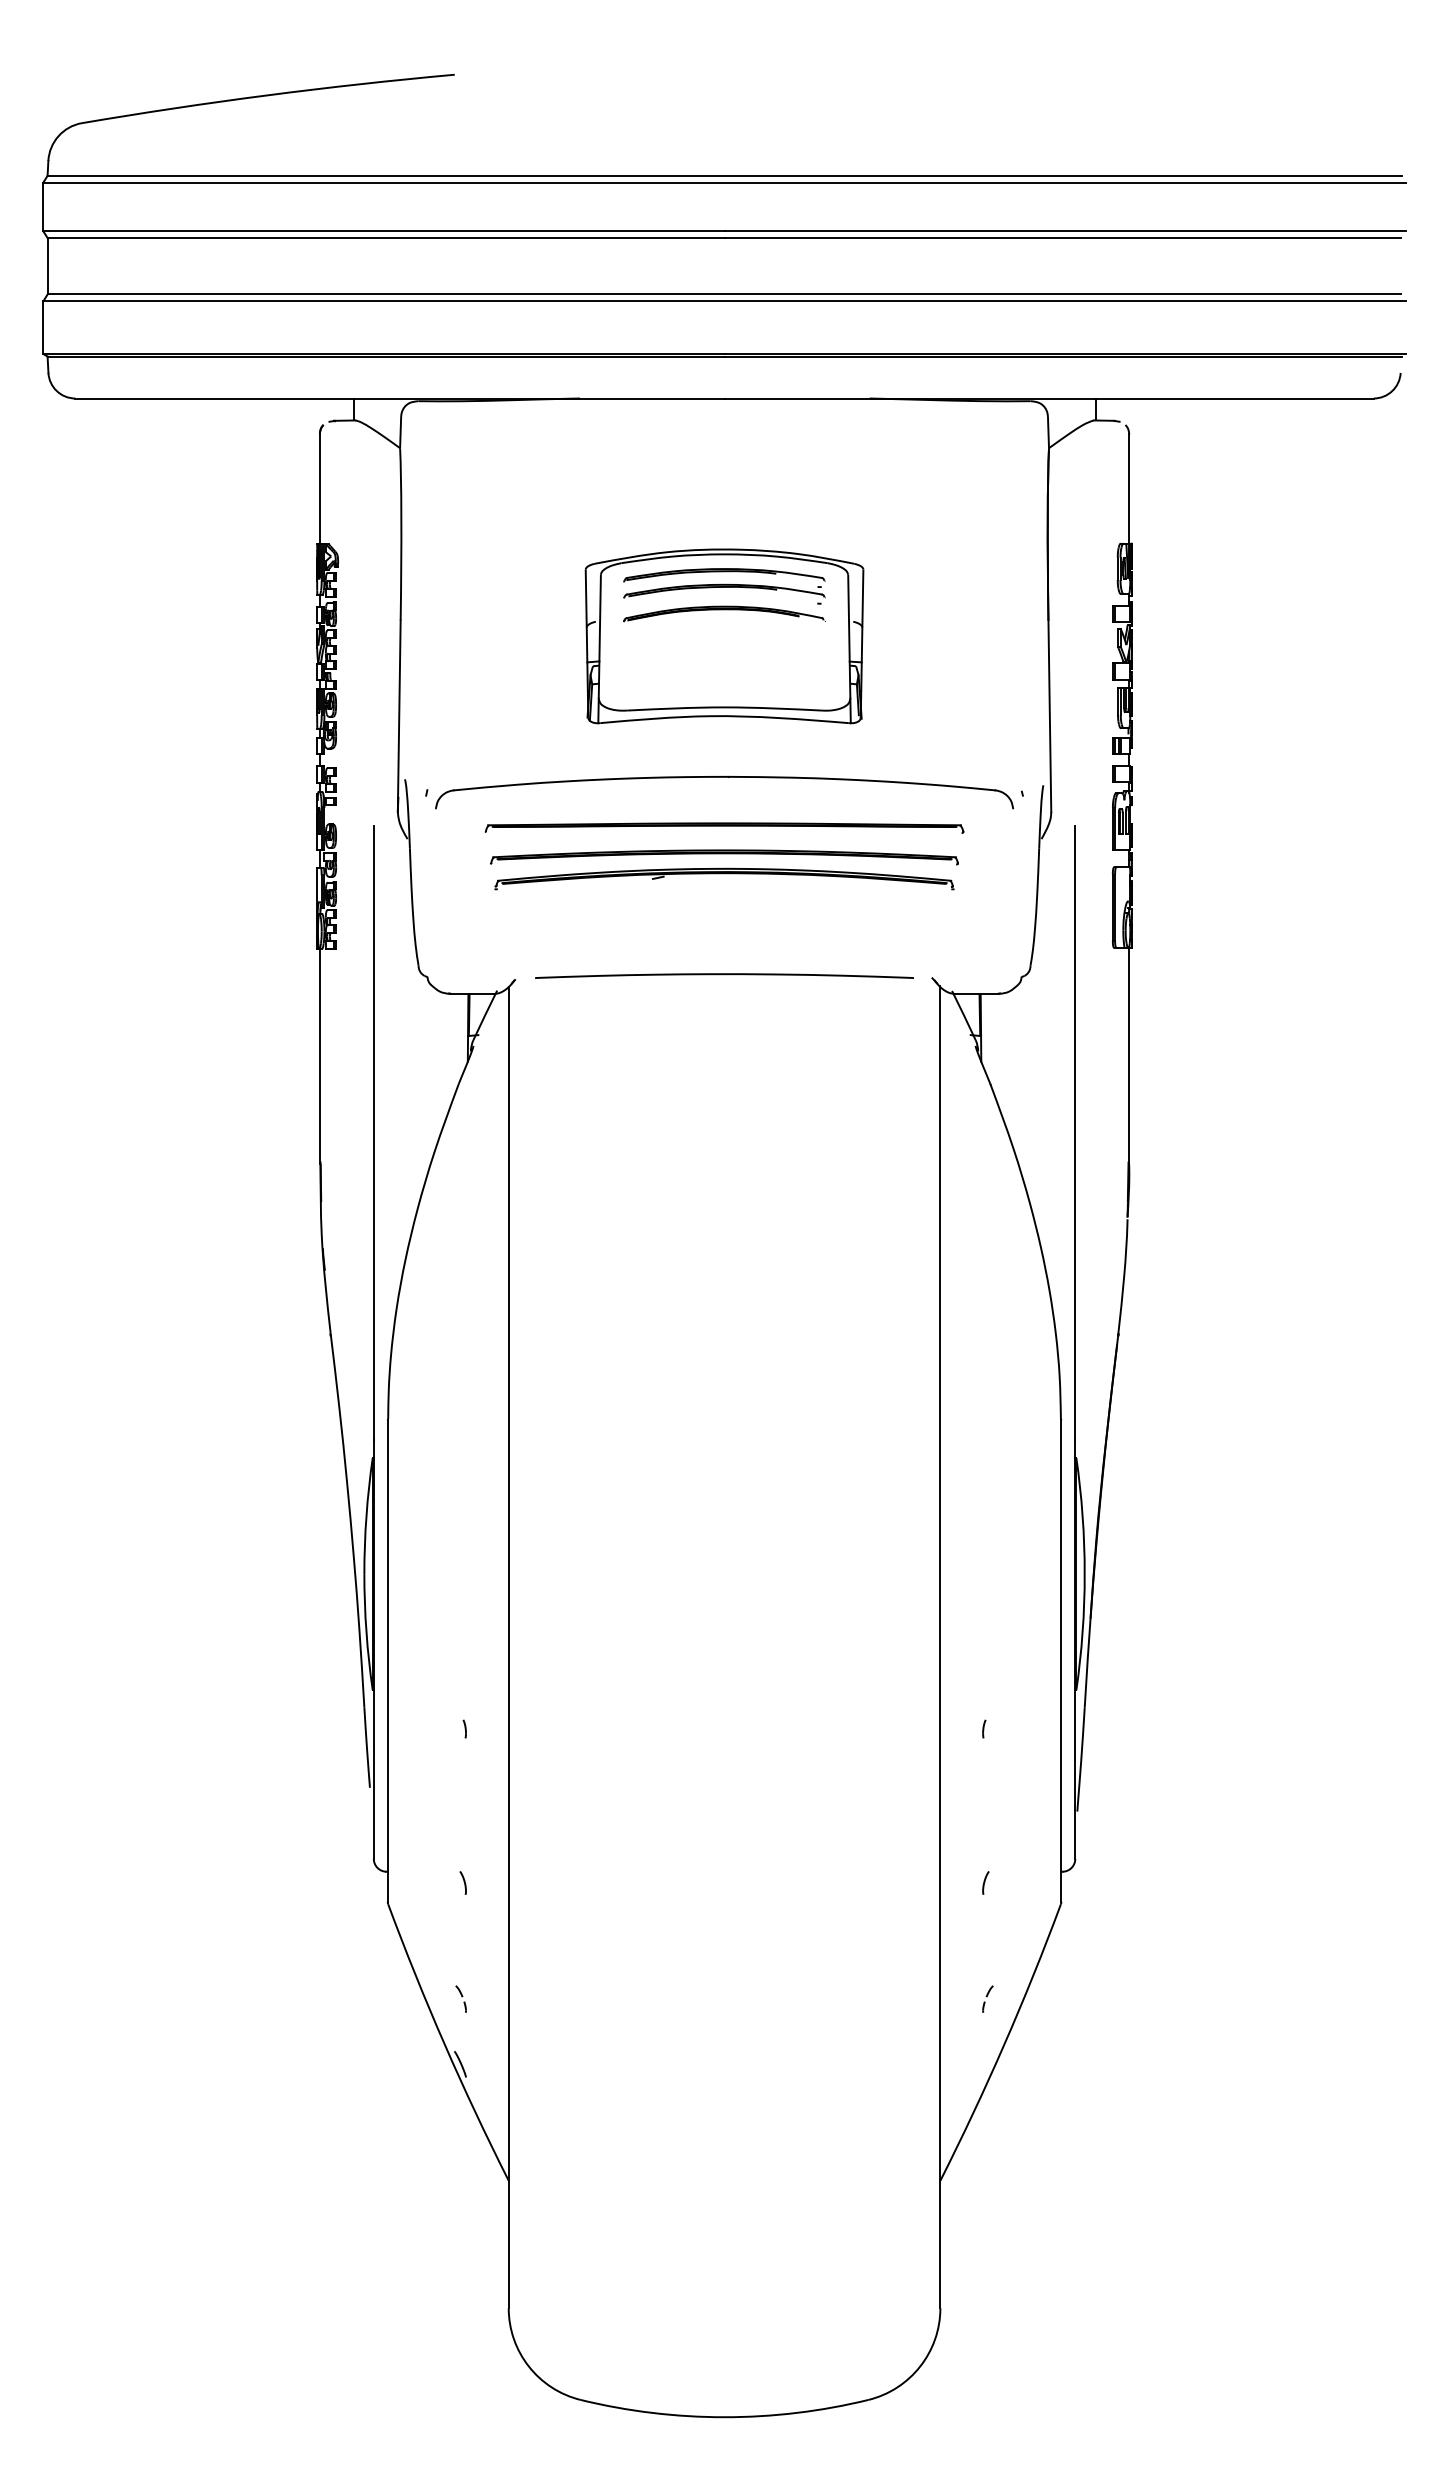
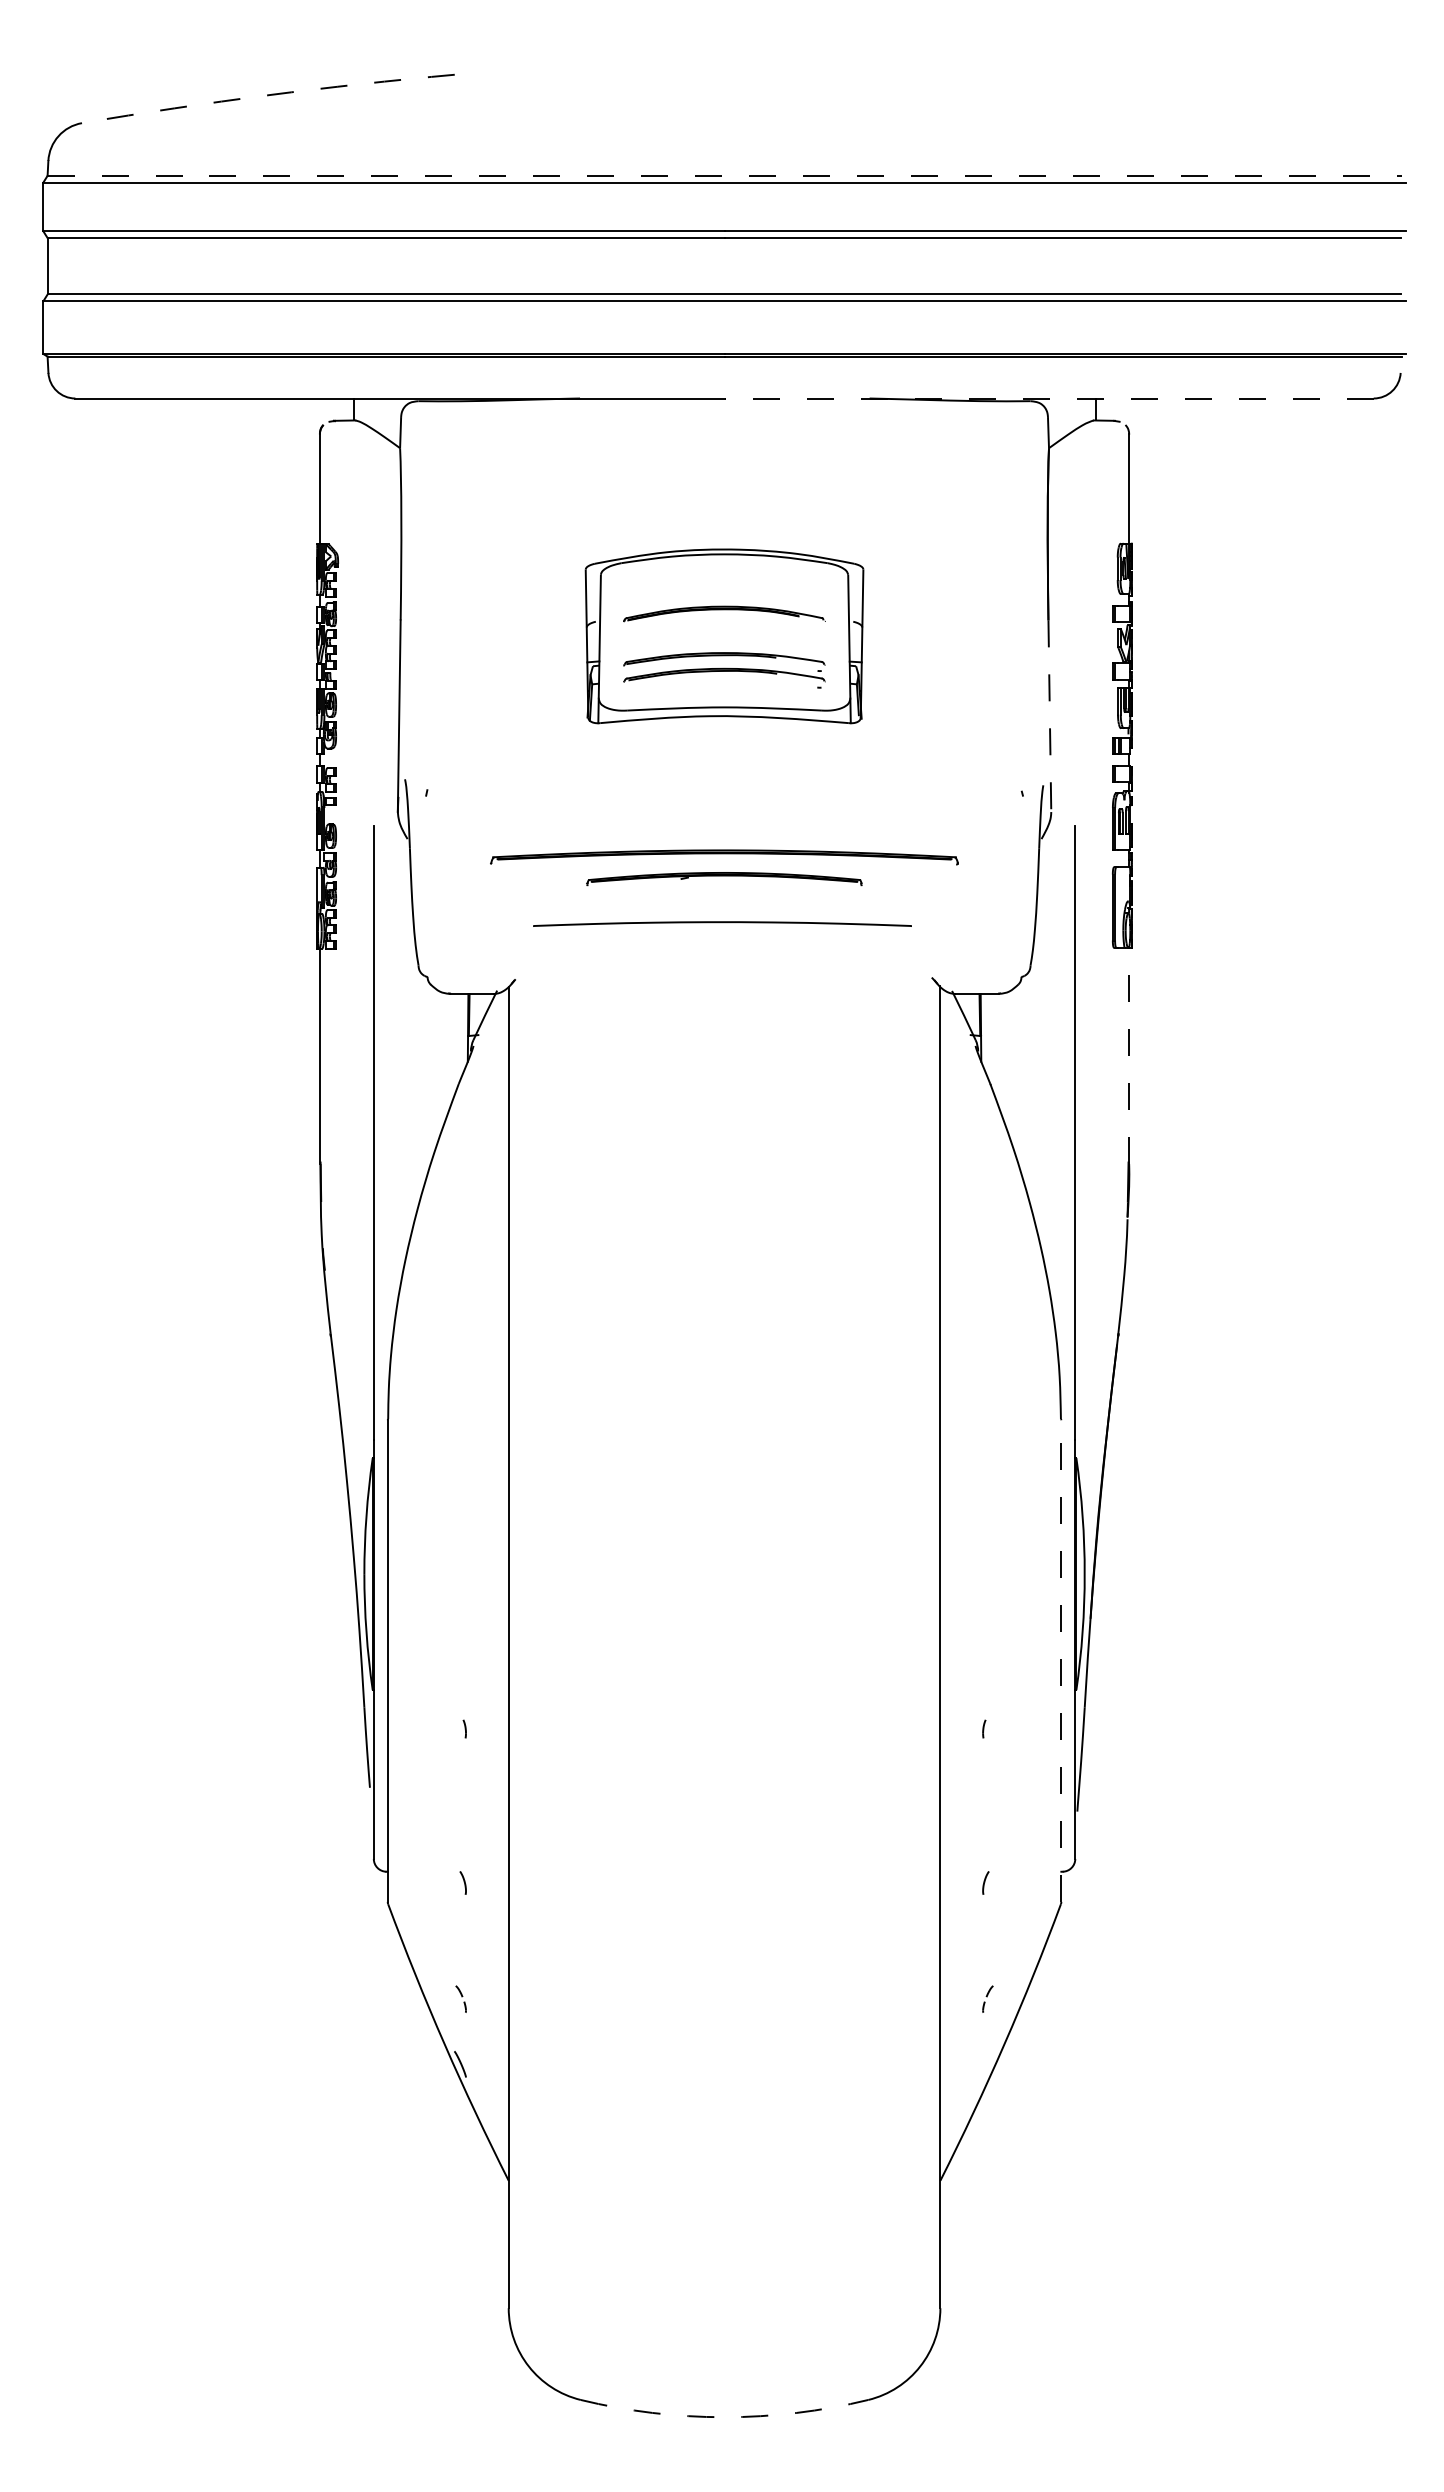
arc: solid -> dashed (267, 95)
line: solid -> dashed (724, 175)
line: solid -> dashed (1049, 398)
part position: (724, 586) -> (724, 670) (724, 670)
line: solid -> dashed (1049, 716)
part: present -> none (724, 777)
part: present -> none (724, 827)
part size: 461x24 px -> 277x15 px (724, 879)
part position: (724, 975) -> (722, 923) (722, 923)
line: solid -> dashed (1129, 1056)
line: solid -> dashed (1061, 1661)
arc: solid -> dashed (724, 2417)
